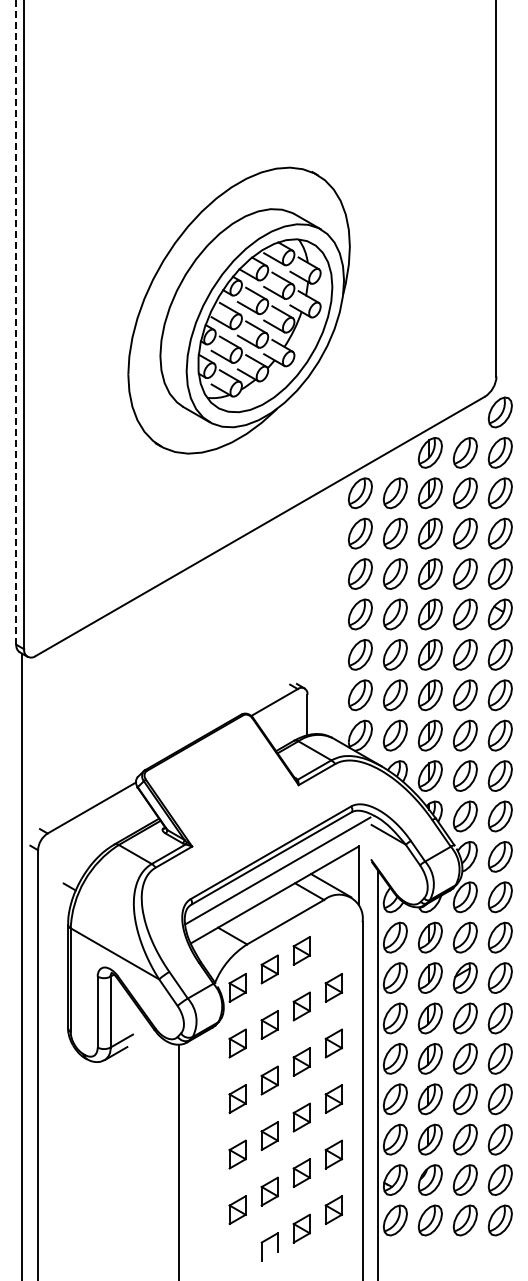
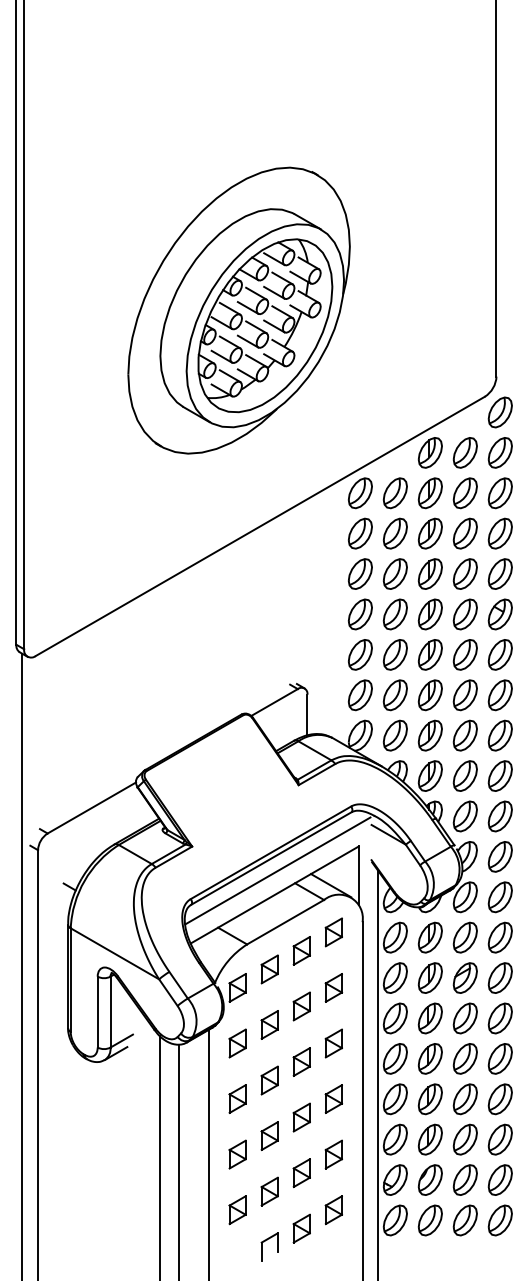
line: dashed -> solid (16, 321)
part: none -> present (333, 932)
line: none -> present (208, 1153)
line: none -> present (159, 1156)
